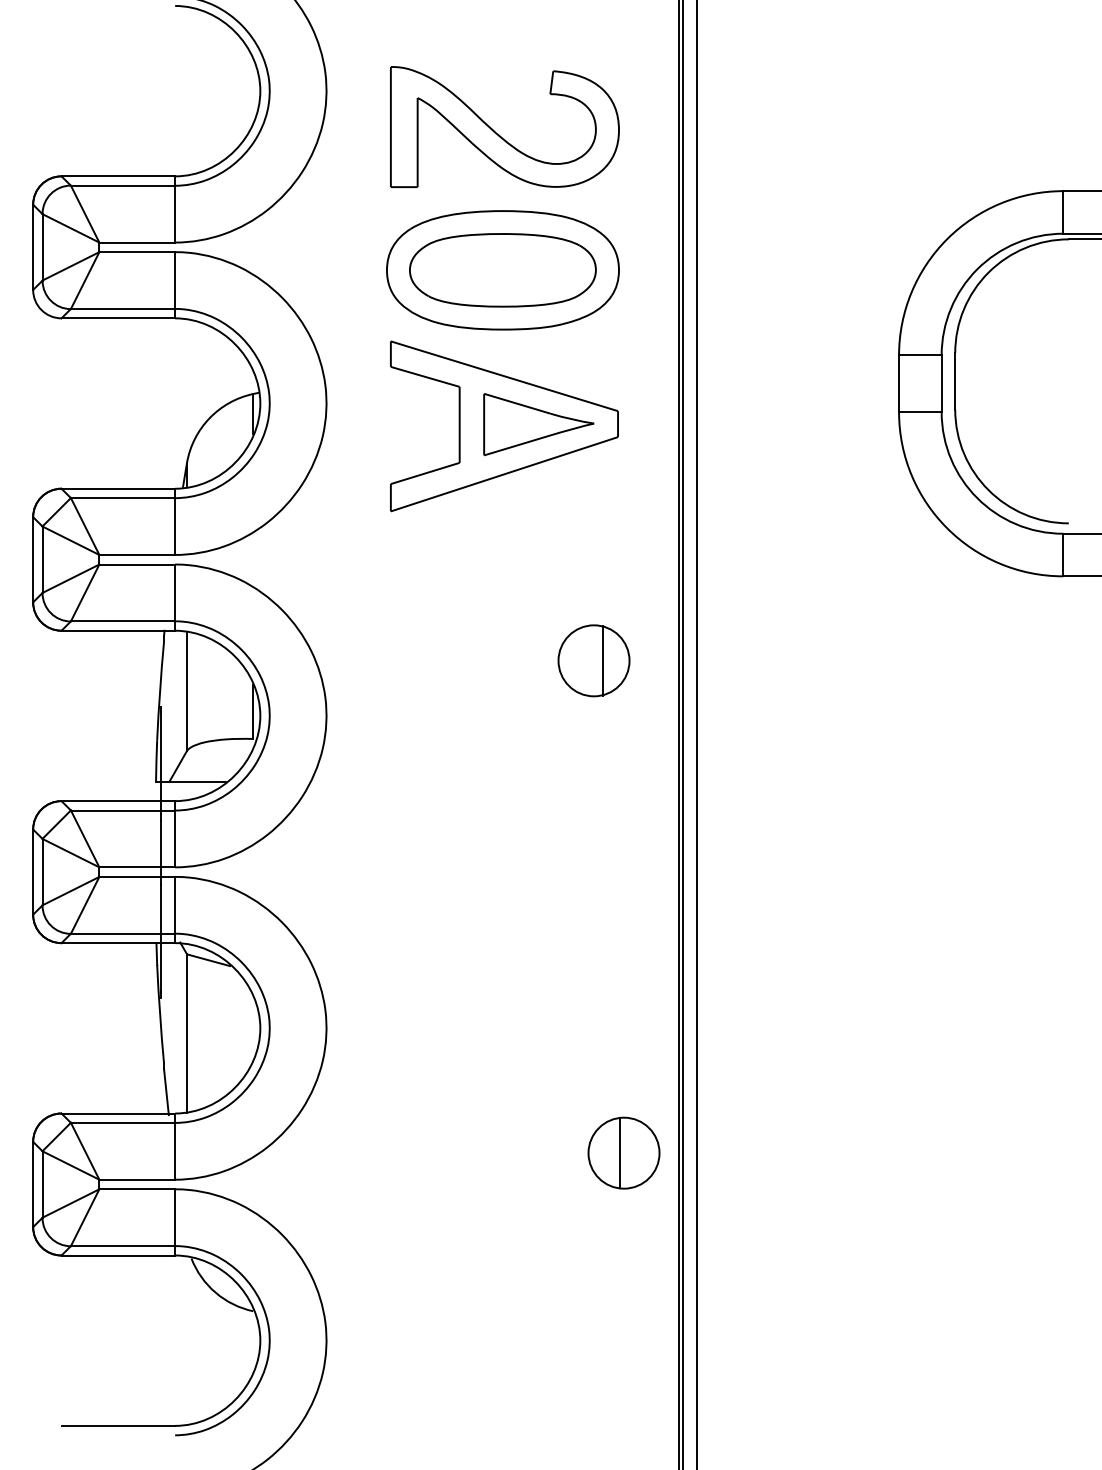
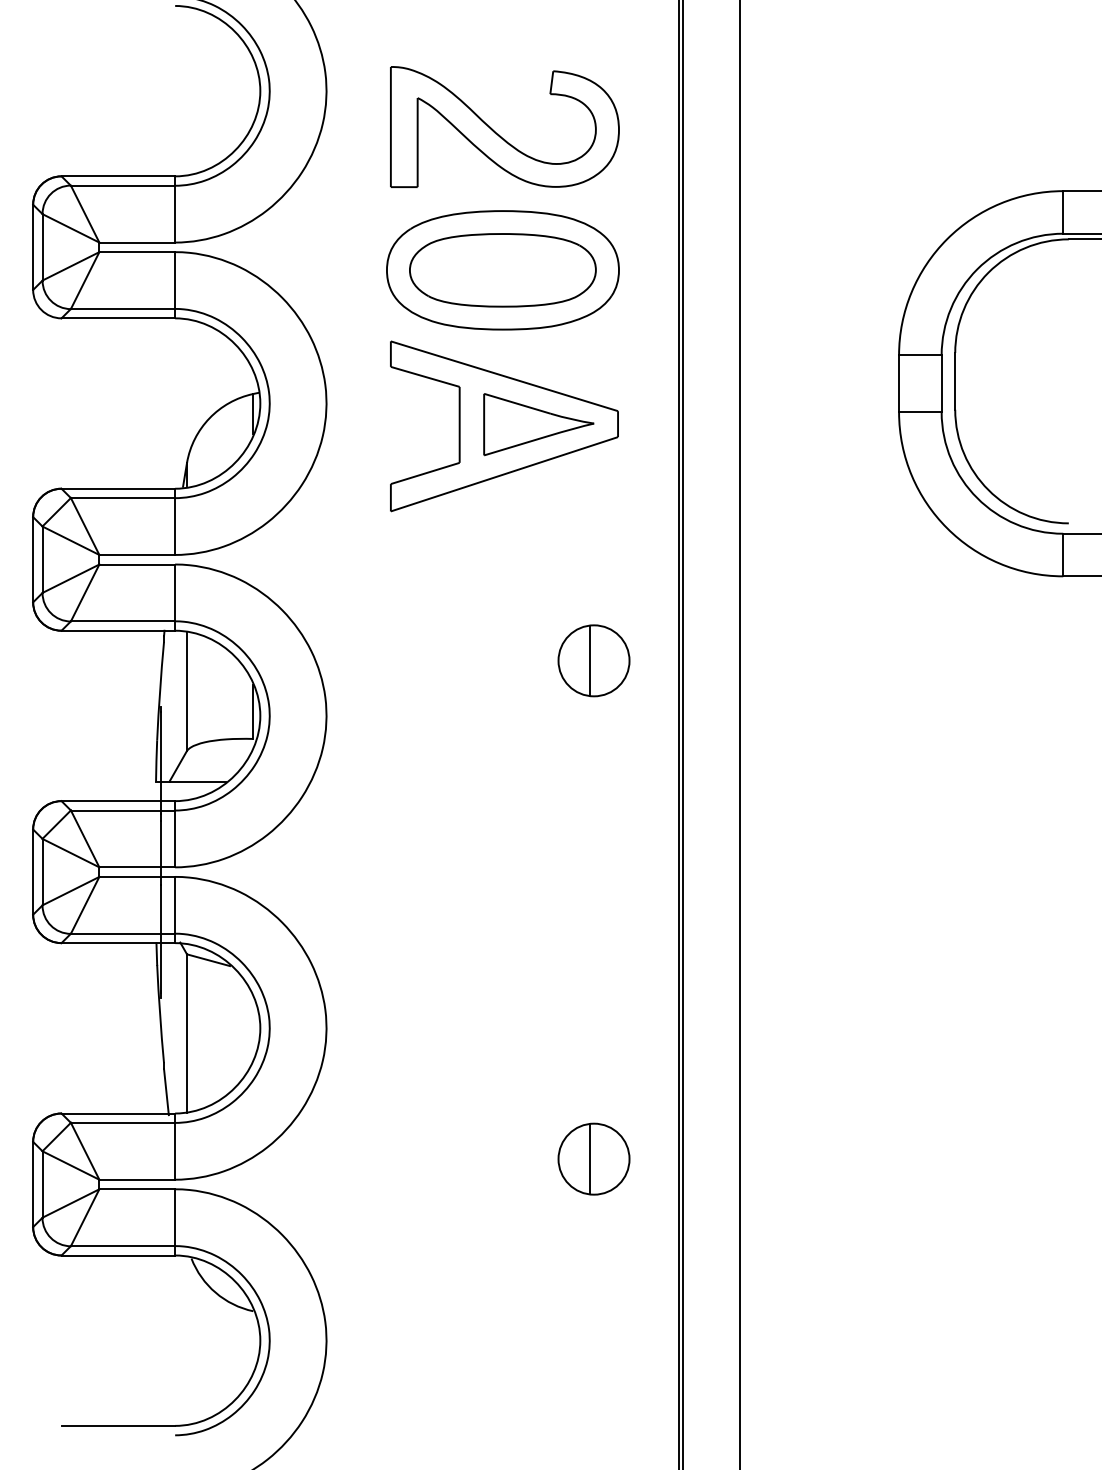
line position: (602, 660) -> (589, 660) (589, 660)
line position: (697, 734) -> (740, 734) (740, 734)
part position: (623, 1152) -> (593, 1158) (593, 1158)
